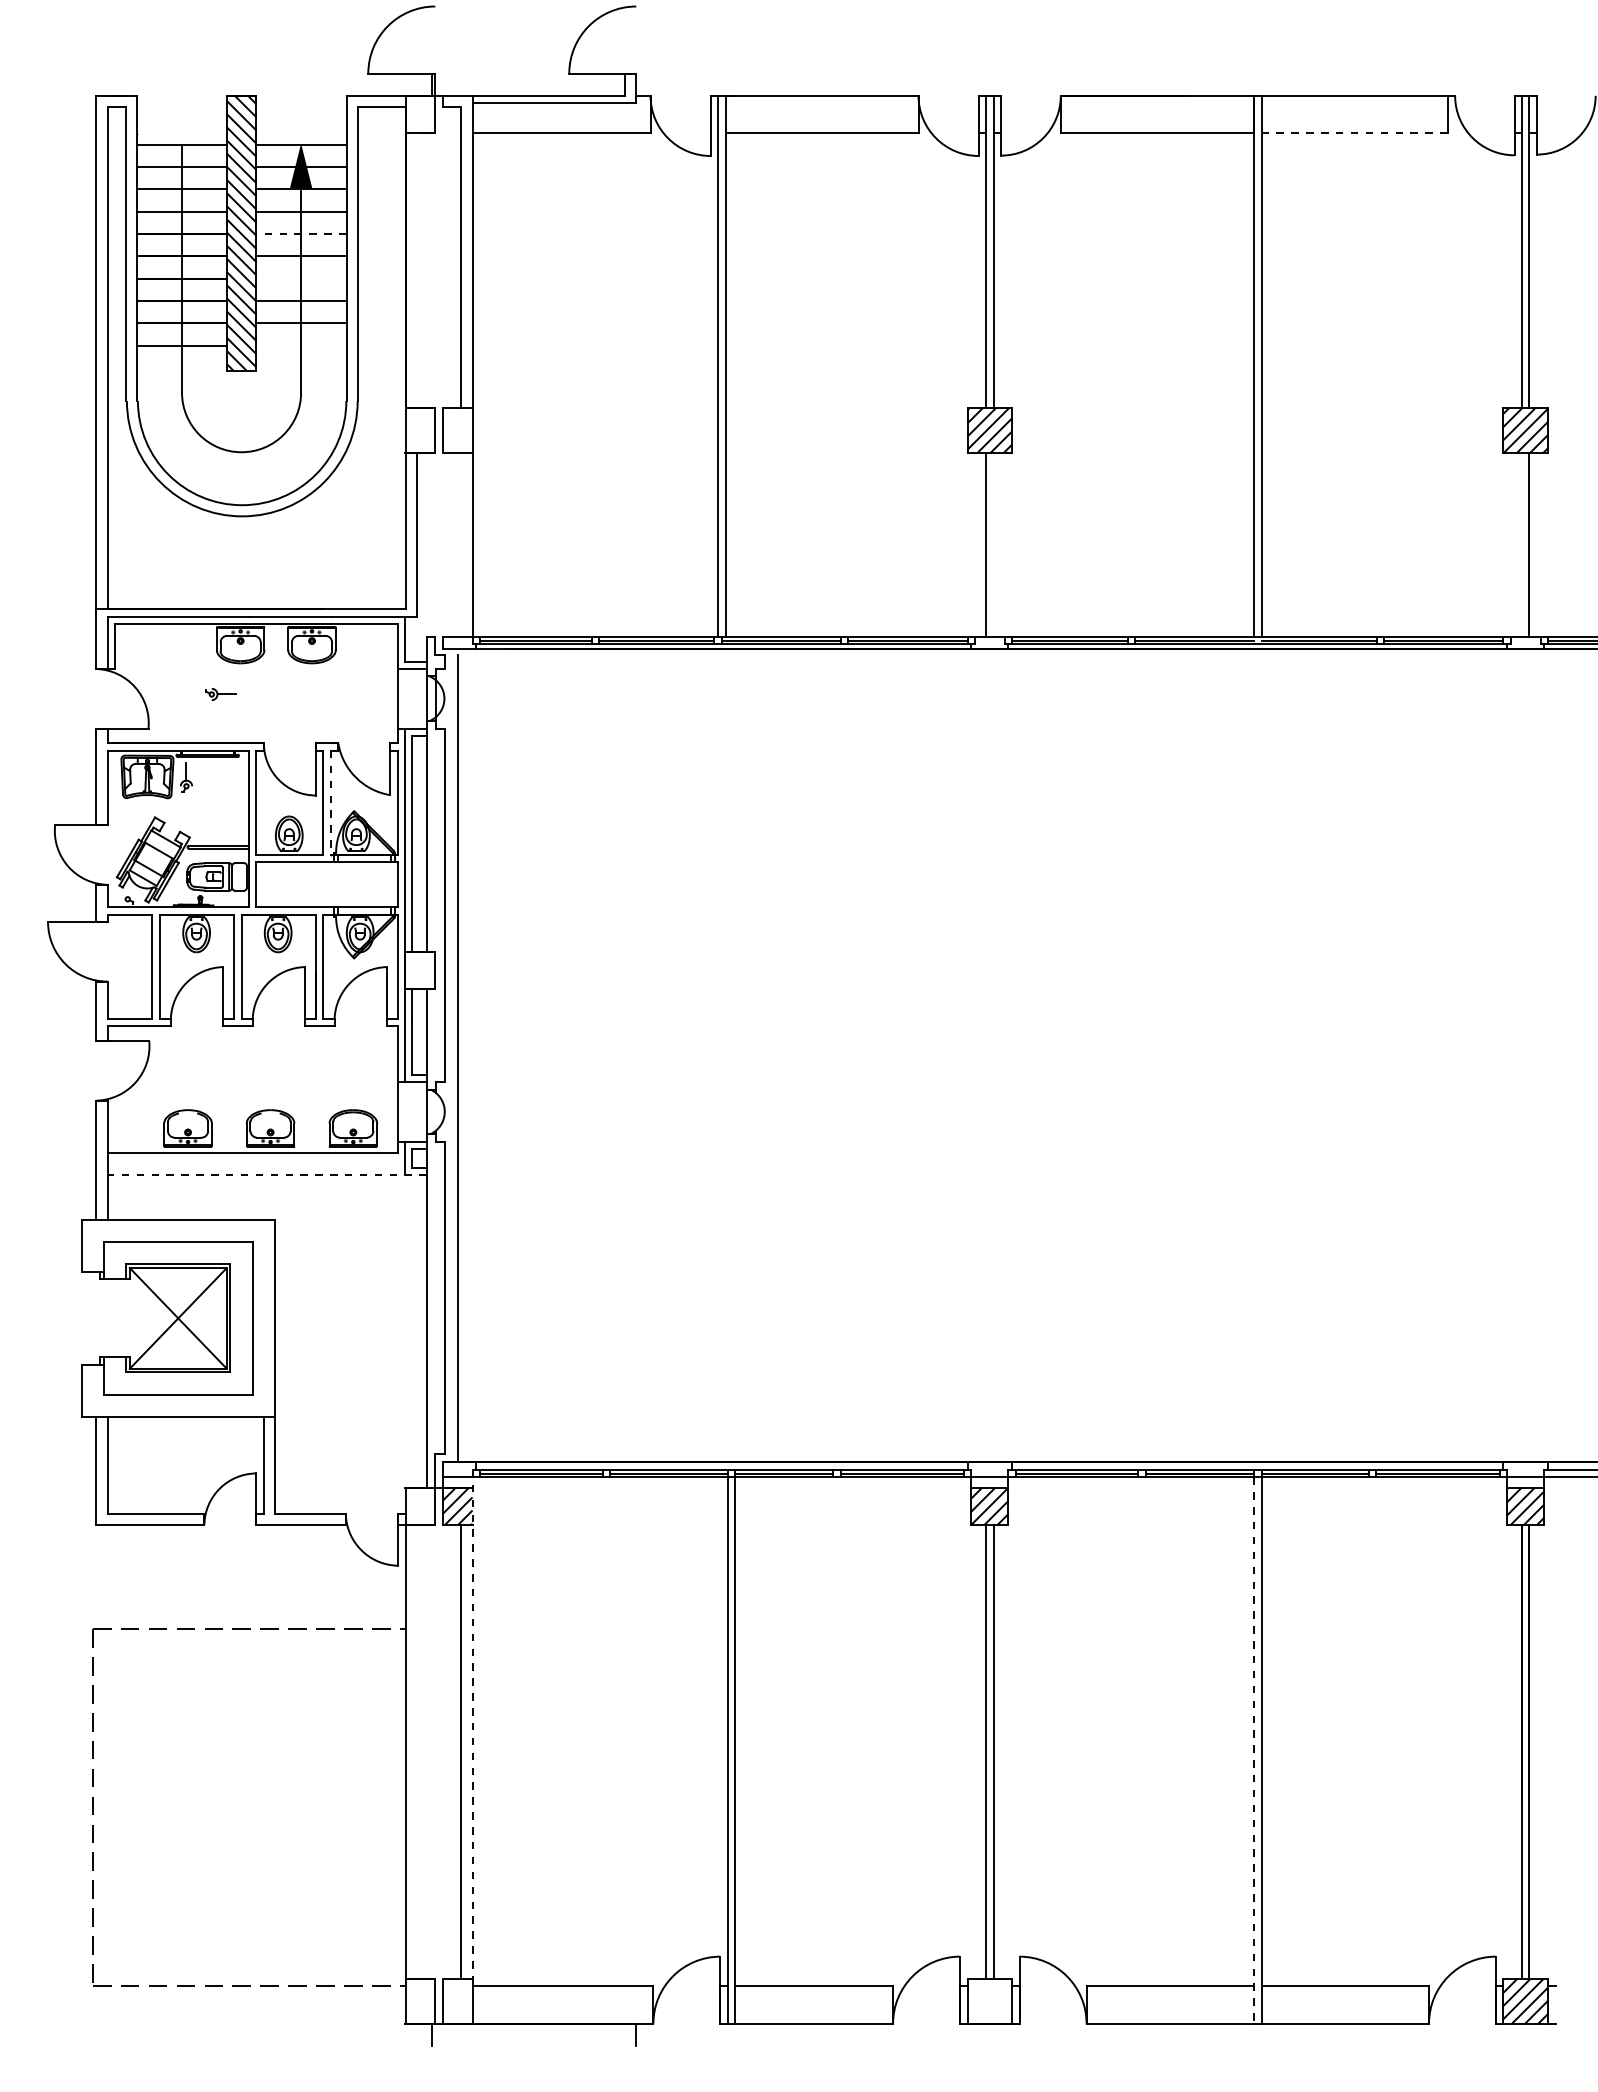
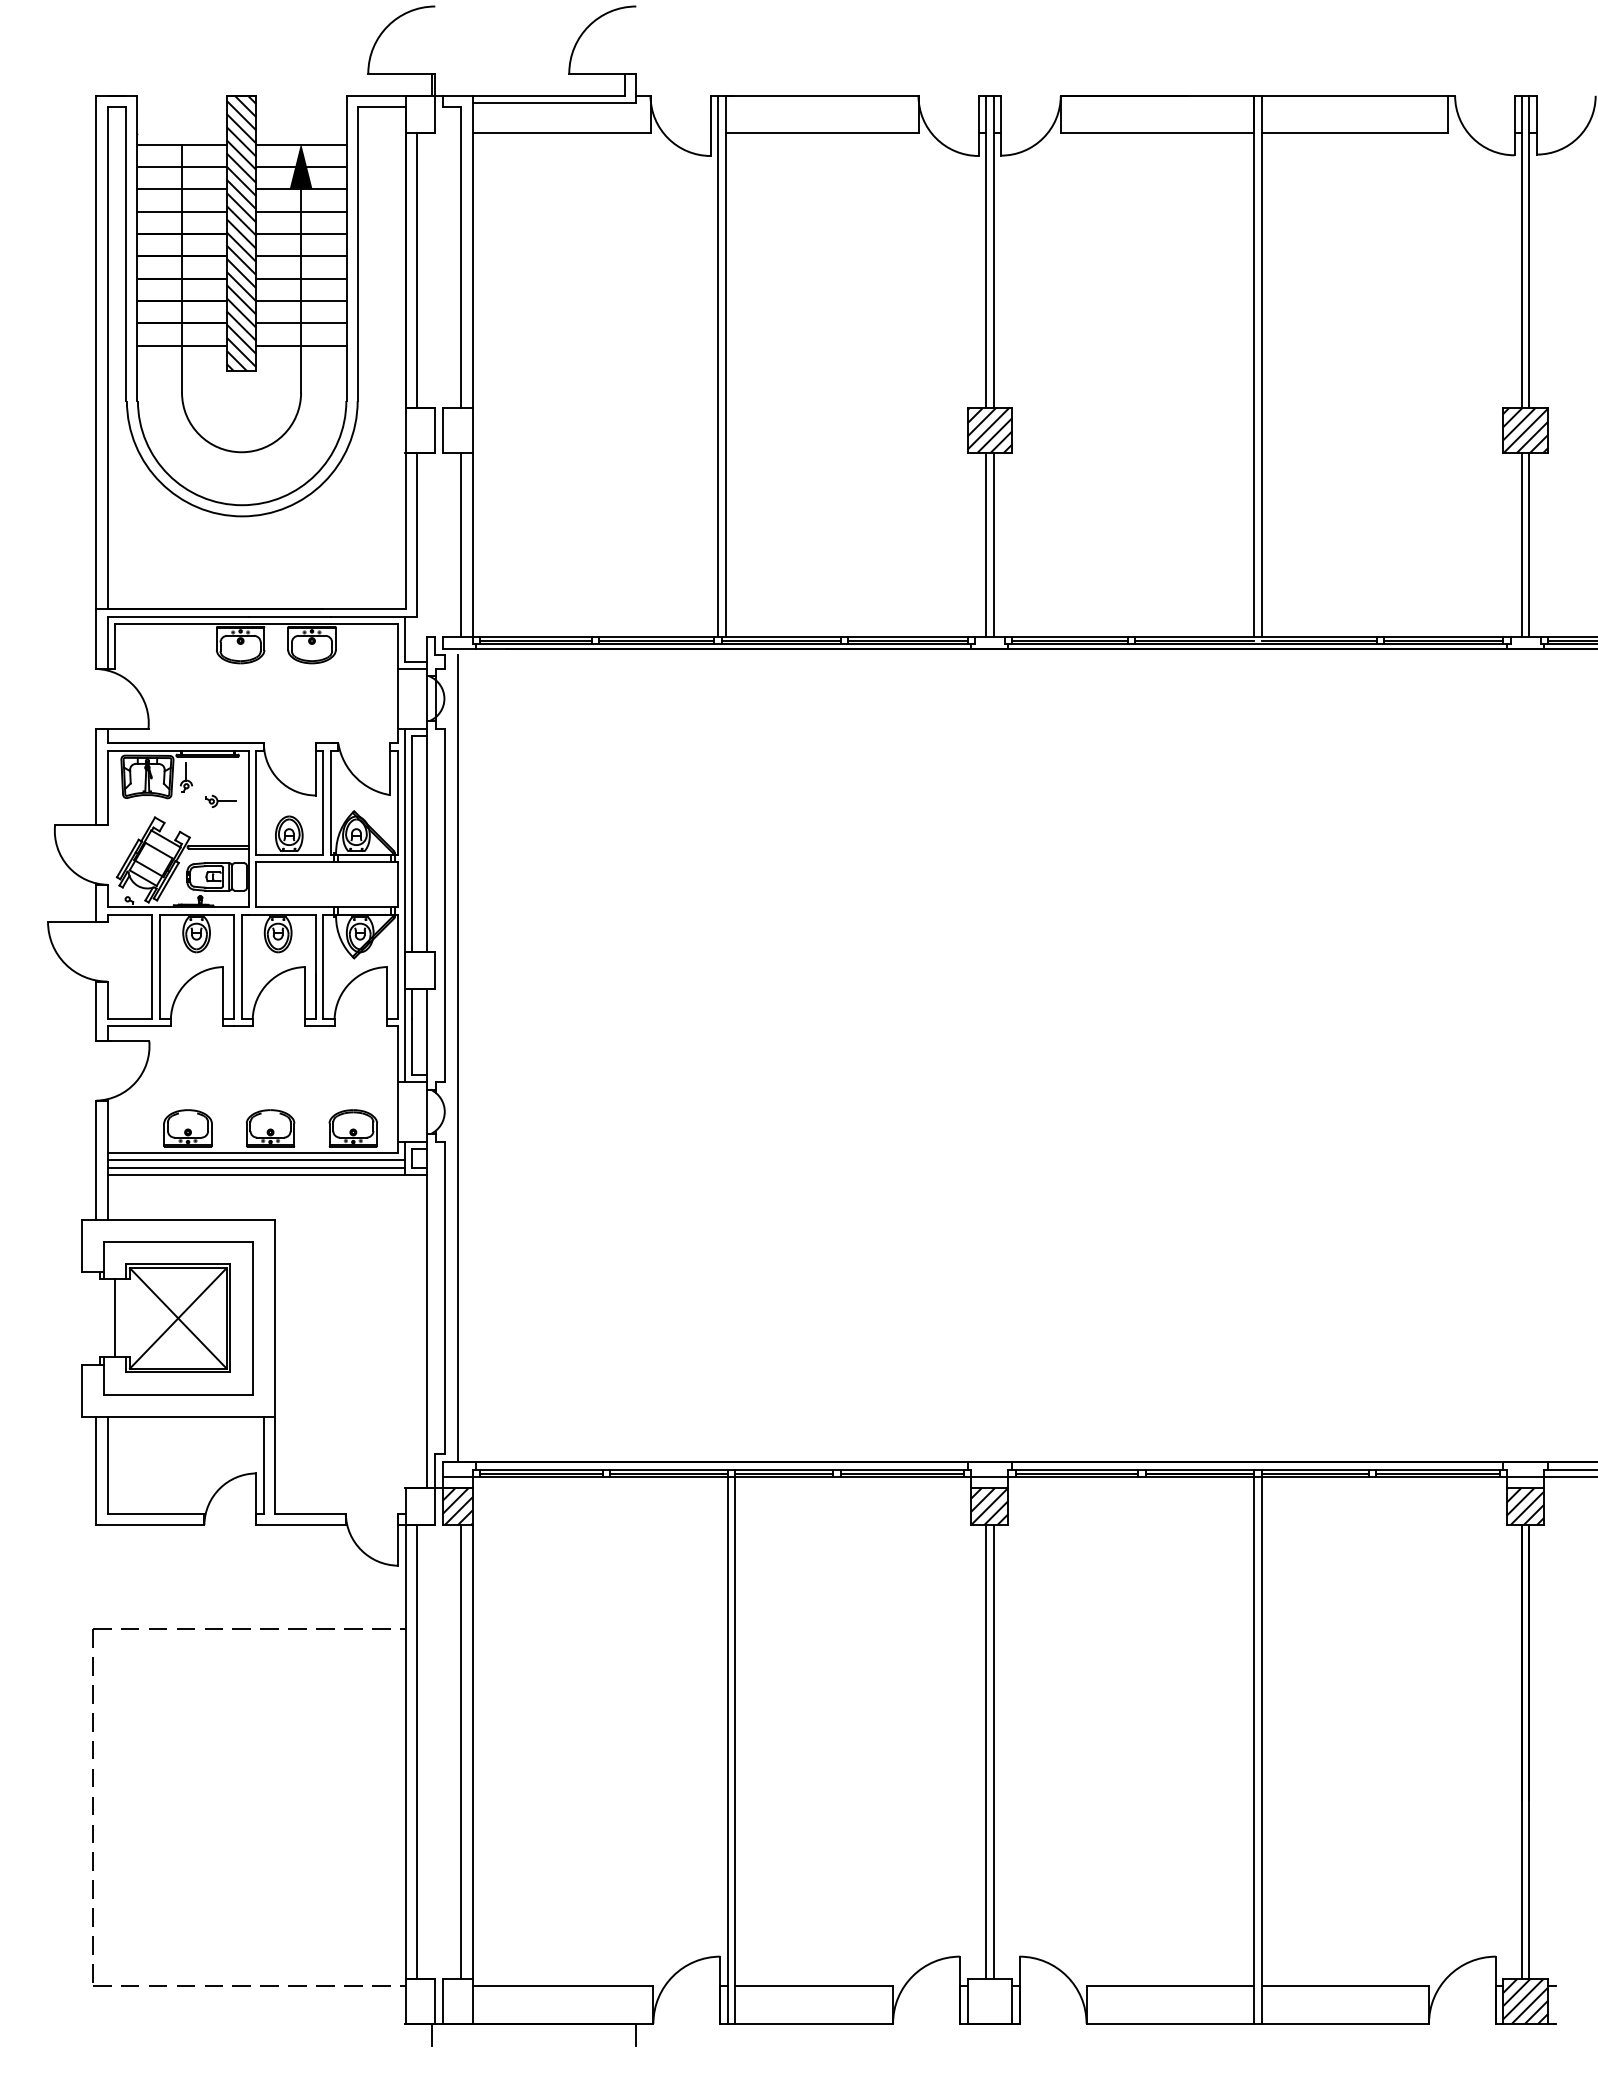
line: dashed -> solid (1354, 133)
line: dashed -> solid (300, 234)
line: none -> present (416, 270)
line: none -> present (301, 278)
line: none -> present (301, 345)
line: none -> present (461, 544)
line: none -> present (993, 544)
line: none -> present (1522, 544)
part position: (220, 694) -> (220, 801) (220, 801)
line: dashed -> solid (330, 803)
line: none -> present (255, 1160)
line: none -> present (255, 1167)
line: dashed -> solid (267, 1175)
line: none -> present (115, 1318)
line: dashed -> solid (472, 1724)
line: dashed -> solid (1254, 1750)
line: none -> present (416, 1751)
